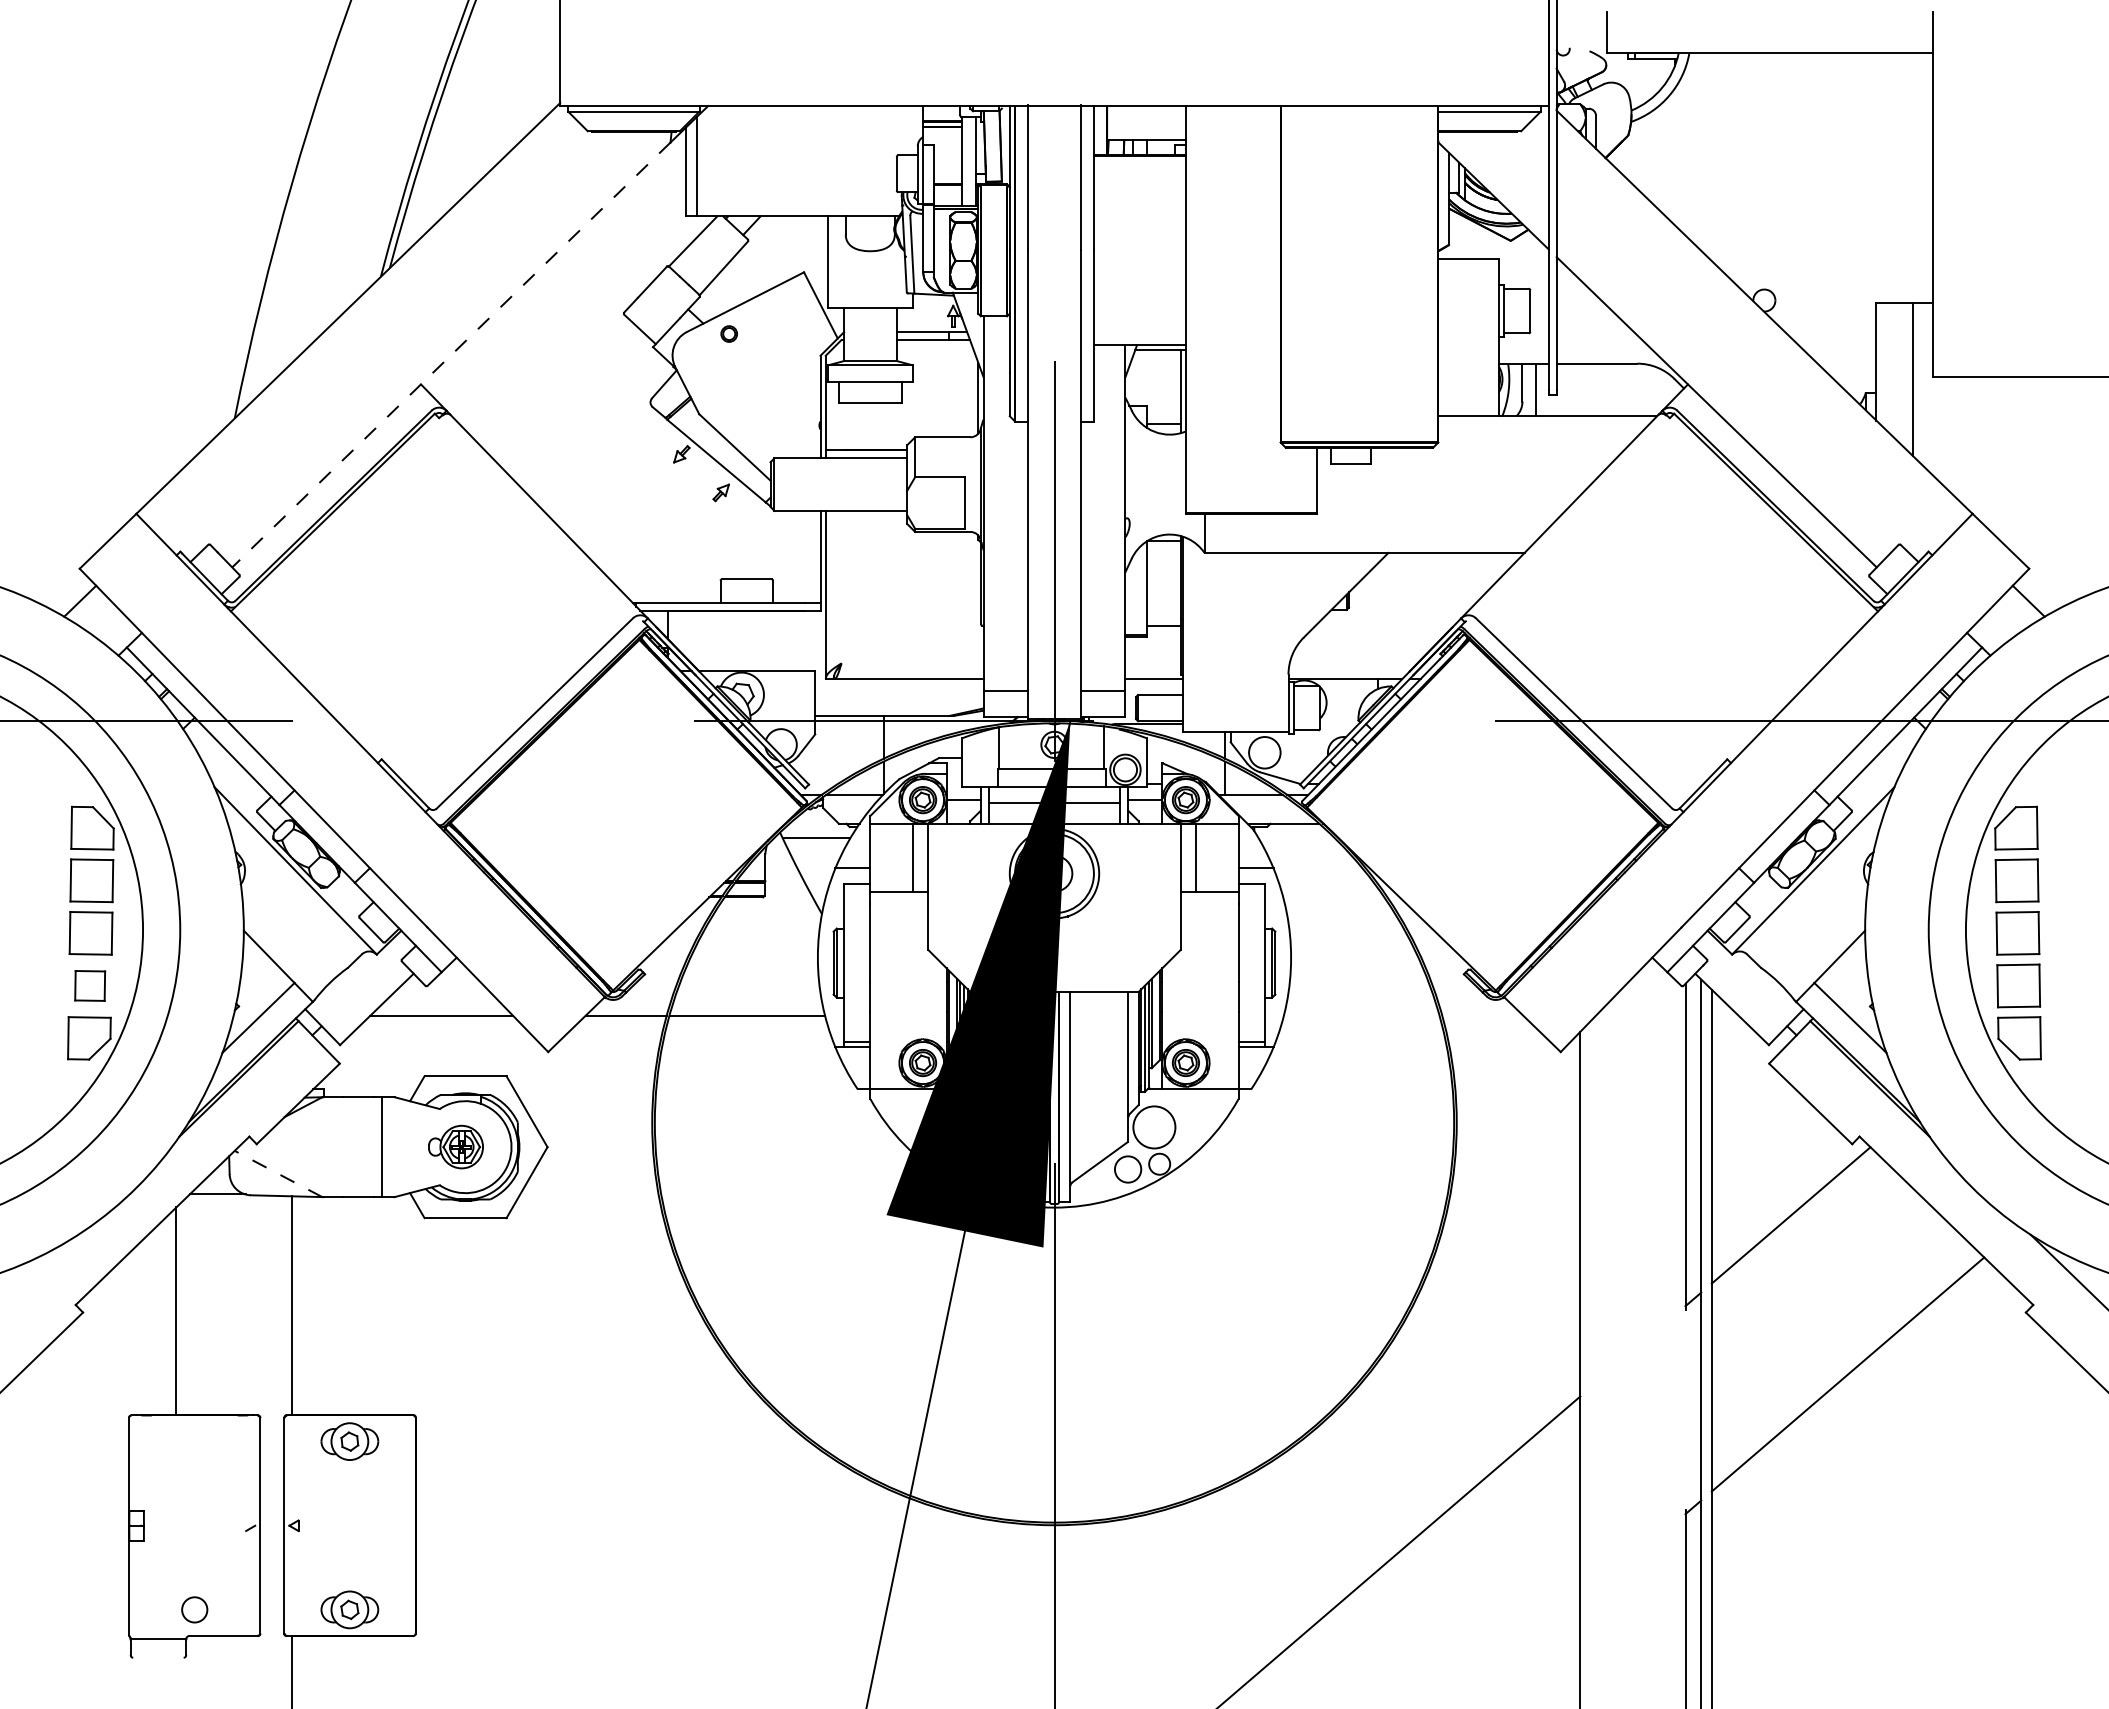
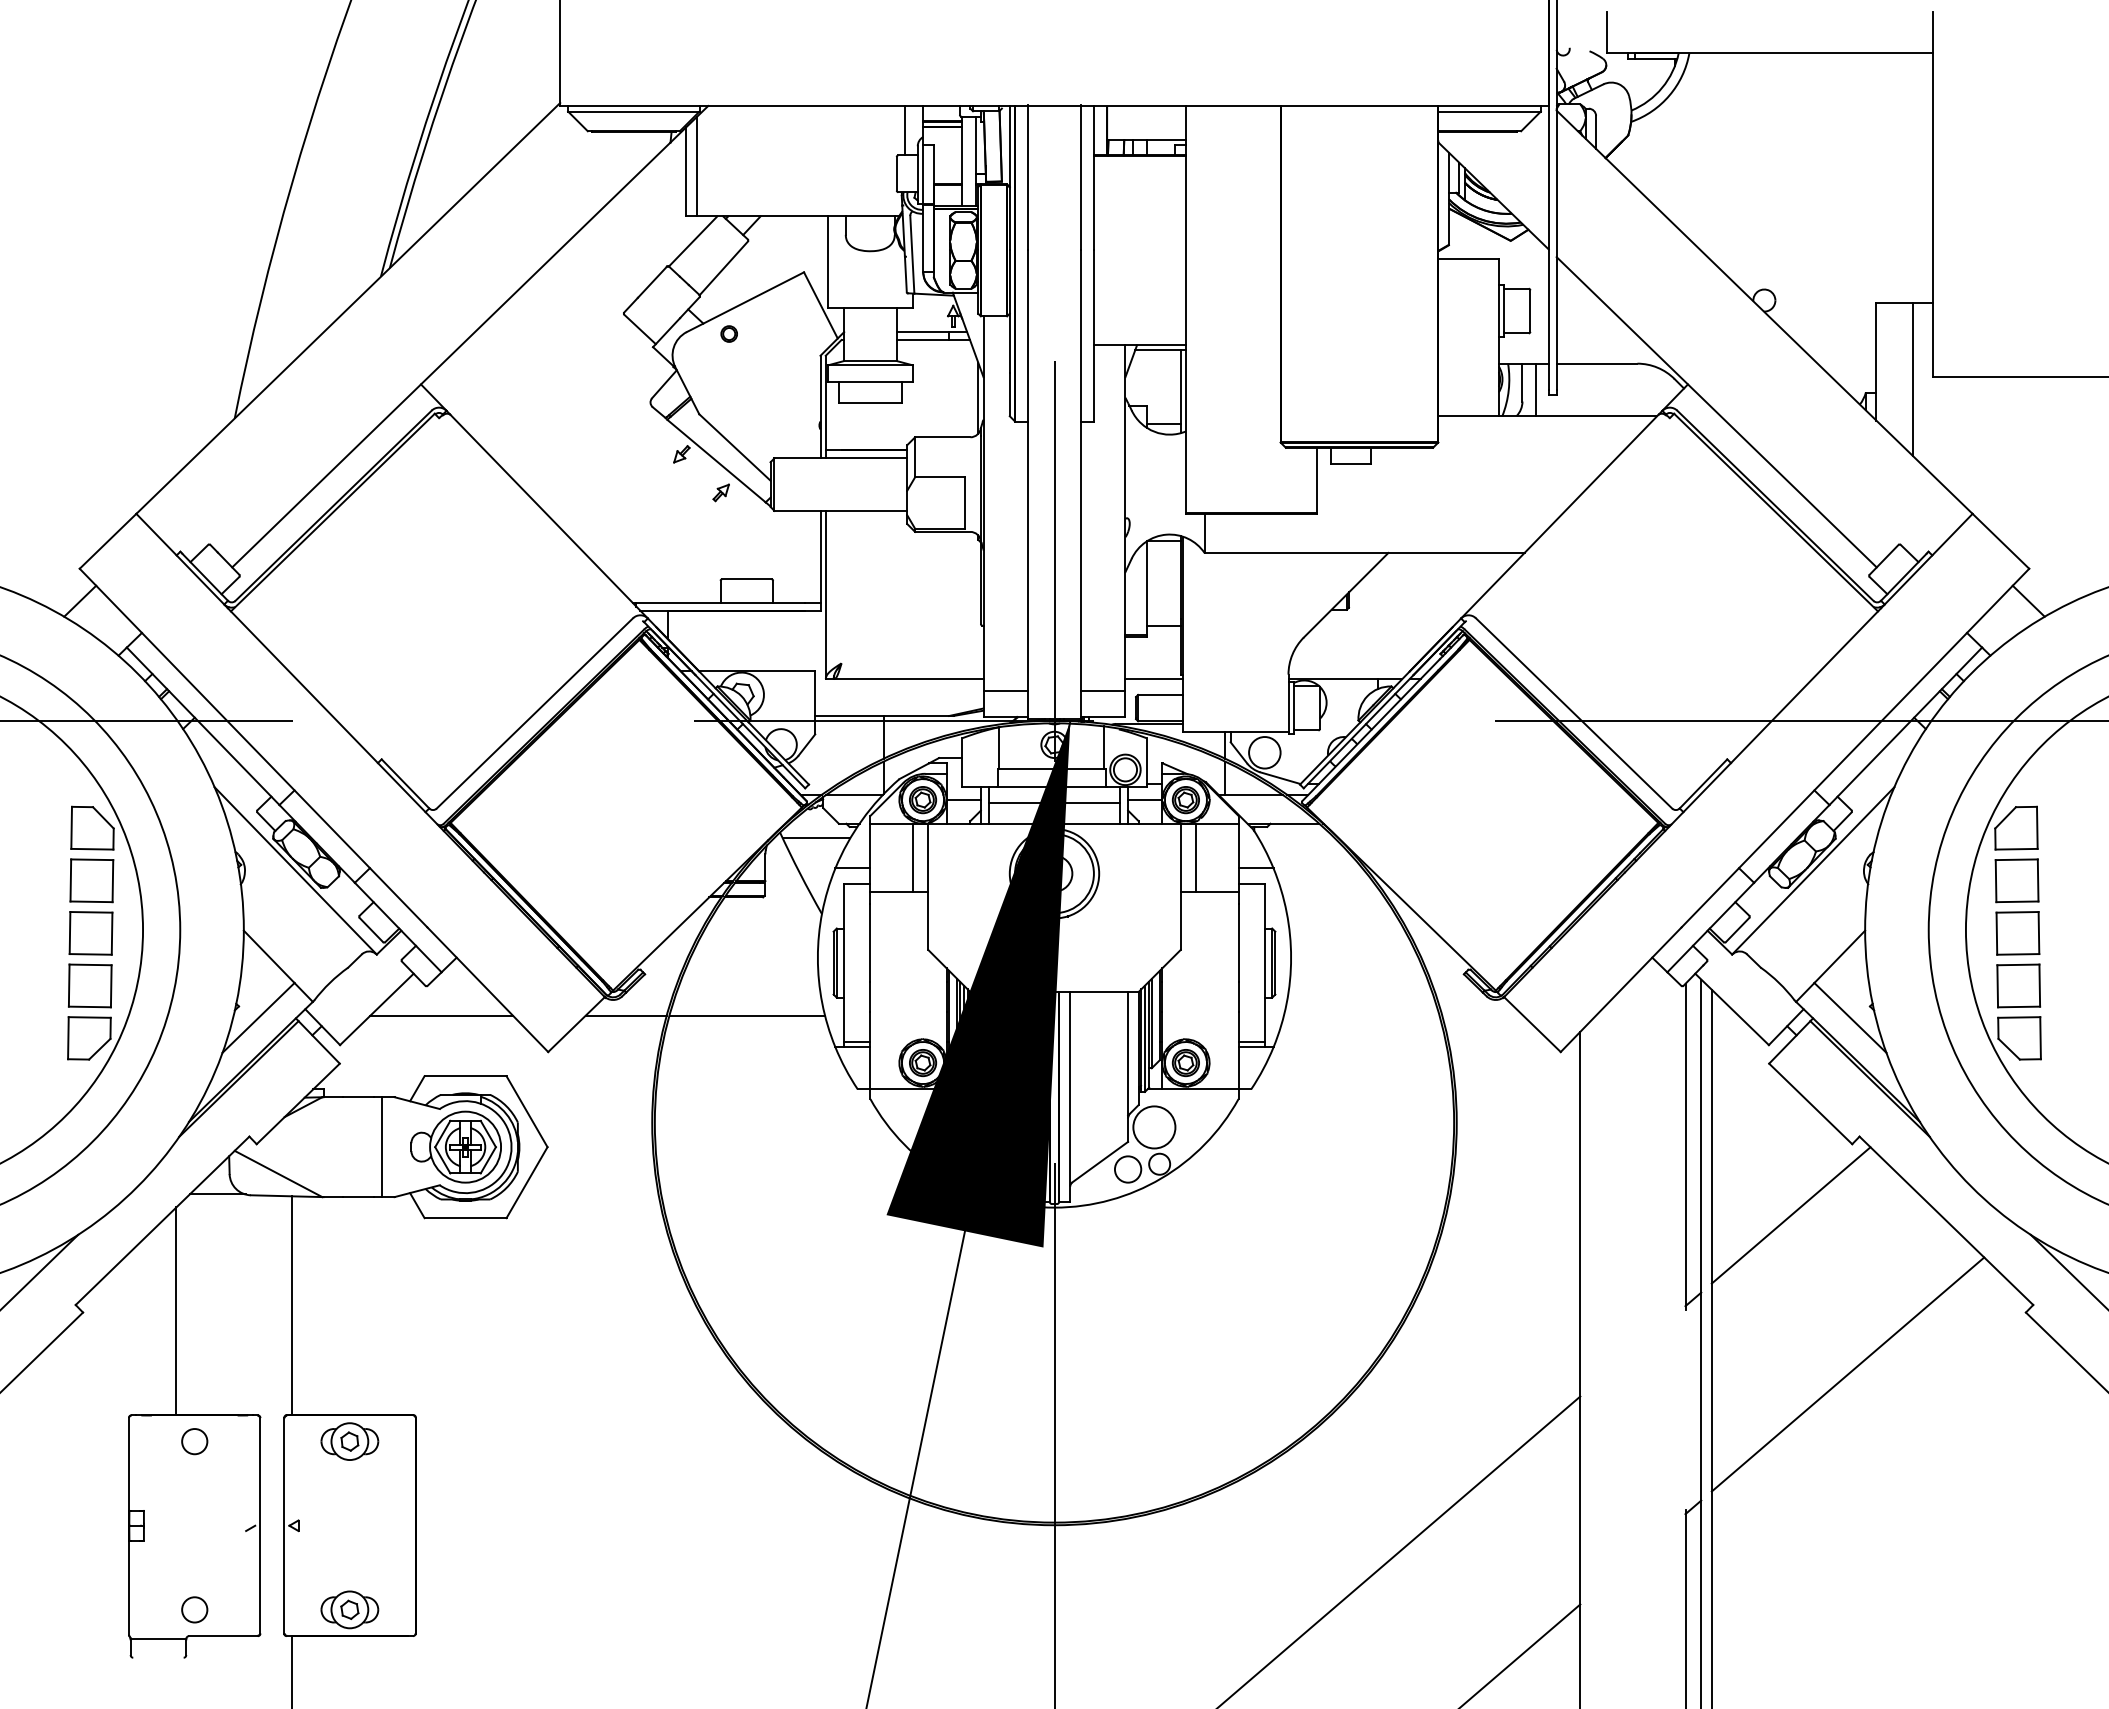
line: none -> present (904, 130)
line: dashed -> solid (451, 355)
part size: 33x32 px -> 46x46 px (89, 985)
part size: 56x46 px -> 92x74 px (455, 1146)
line: dashed -> solid (278, 1173)
line: none -> present (40, 1271)
circle: none -> present (194, 1441)
line: none -> present (1521, 1654)
